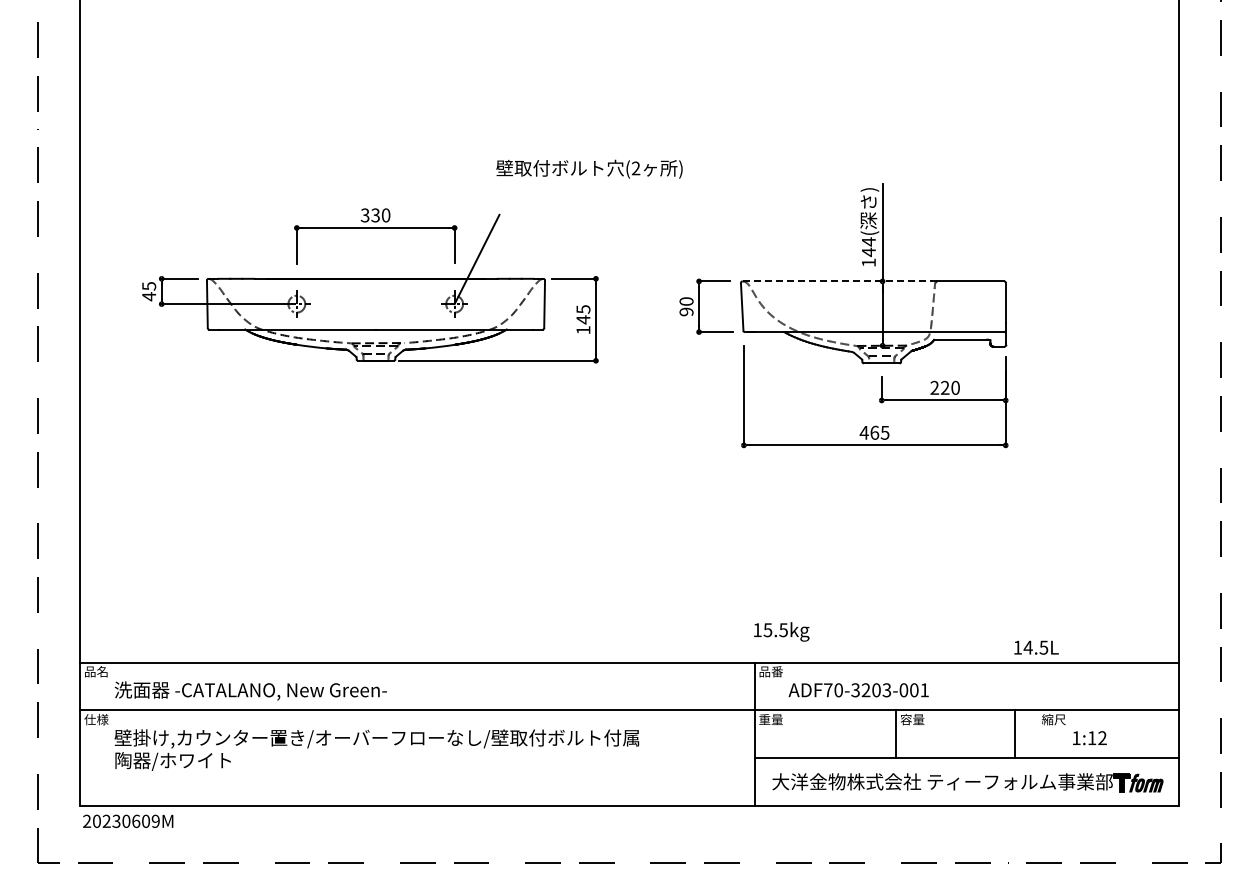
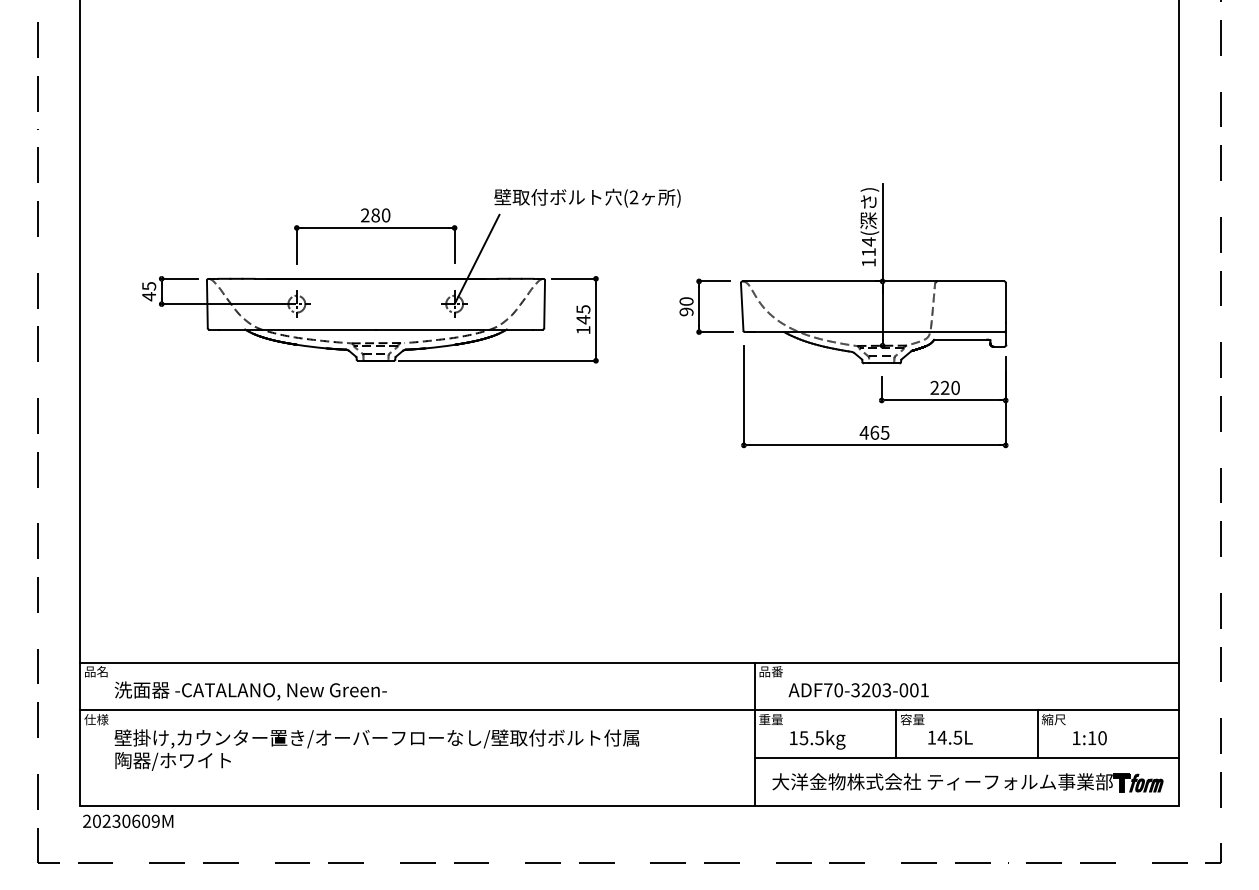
text position: (589, 168) -> (587, 197) (587, 197)
text: 330 -> 280 (369, 215)
text: 144( -> 114( (868, 252)
line: dashed -> solid (839, 281)
text position: (781, 631) -> (817, 739) (817, 739)
text position: (1036, 647) -> (950, 737) (950, 737)
line position: (1014, 734) -> (1037, 734) (1037, 734)
text: 1:12 -> 1:10 (1102, 738)
